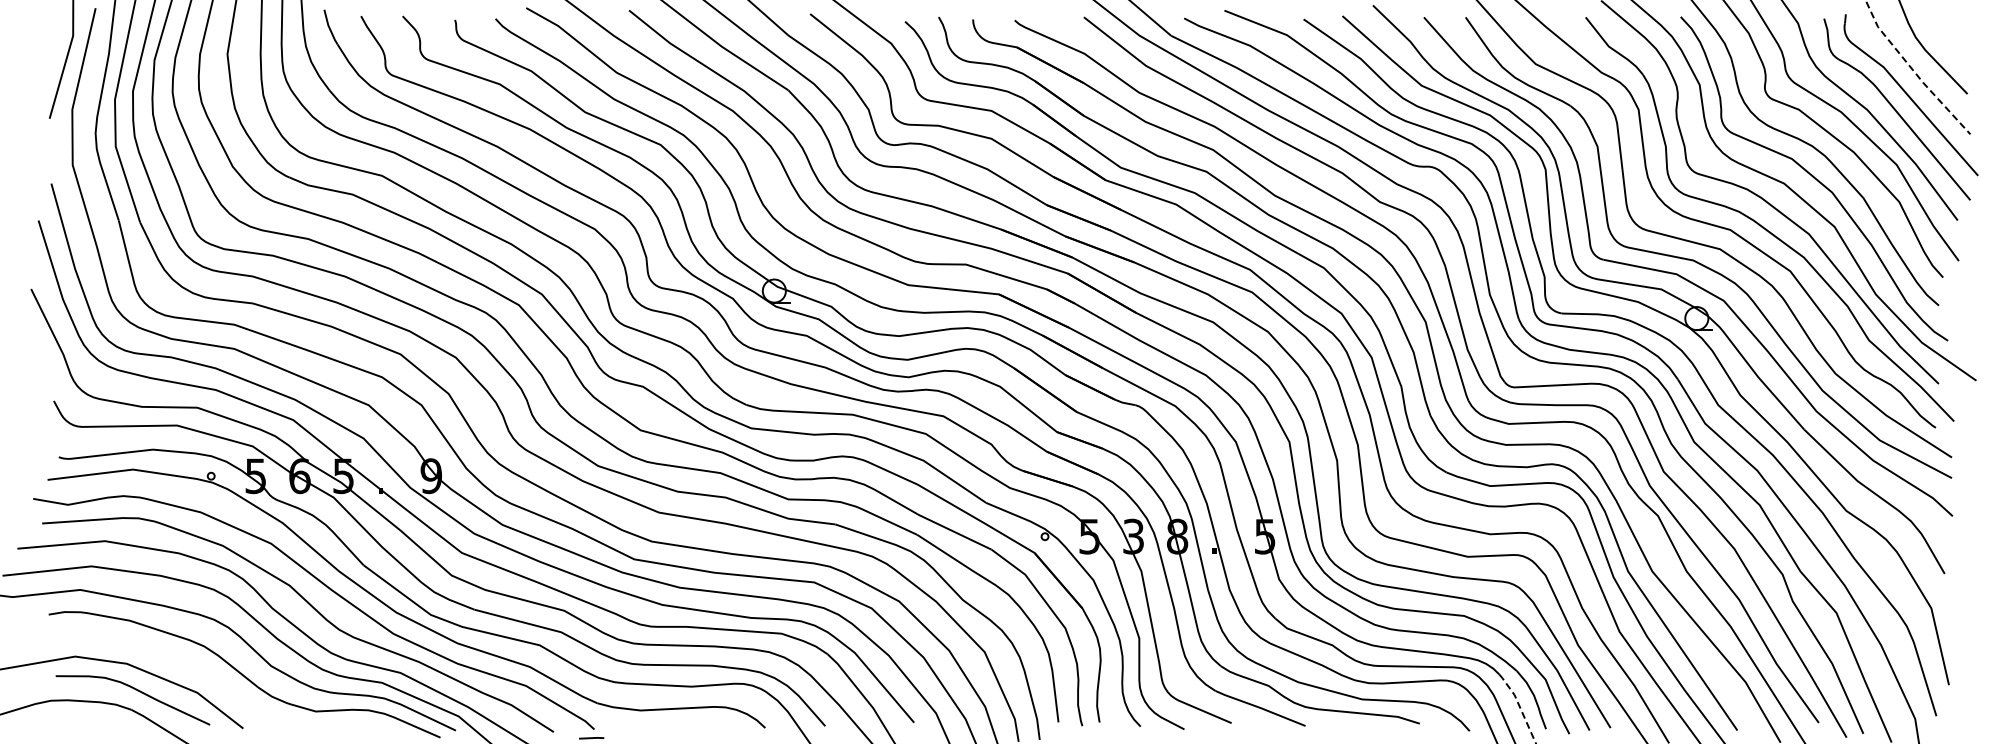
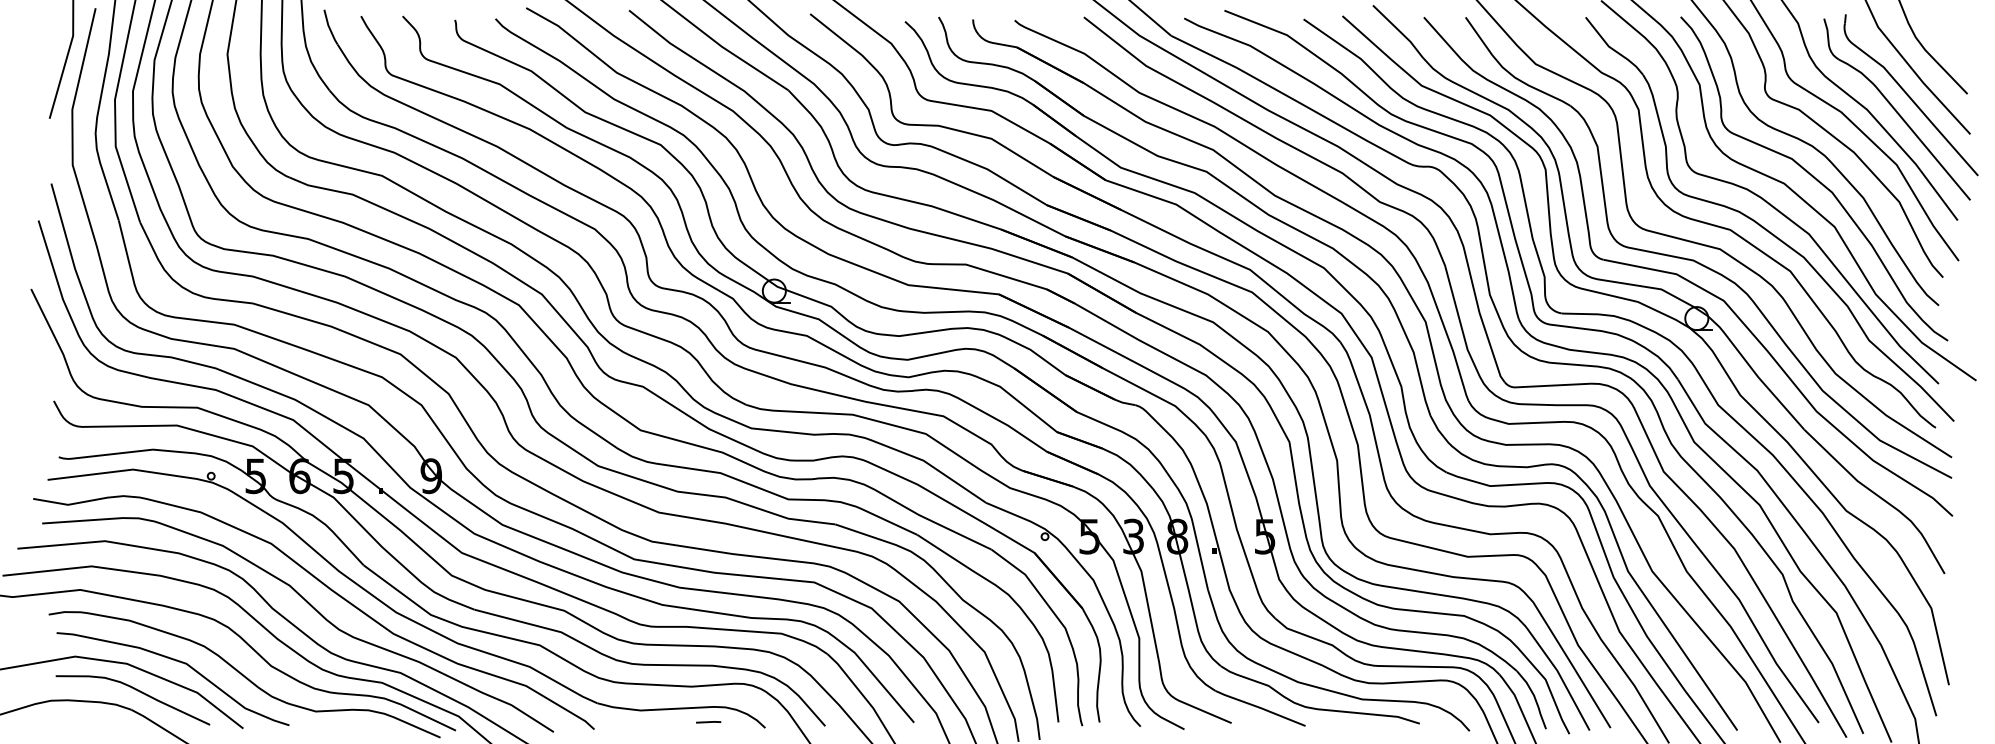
line: dashed -> solid (1913, 71)
curve: none -> present (176, 661)
line: dashed -> solid (1519, 706)
line position: (591, 738) -> (708, 722) (708, 722)
